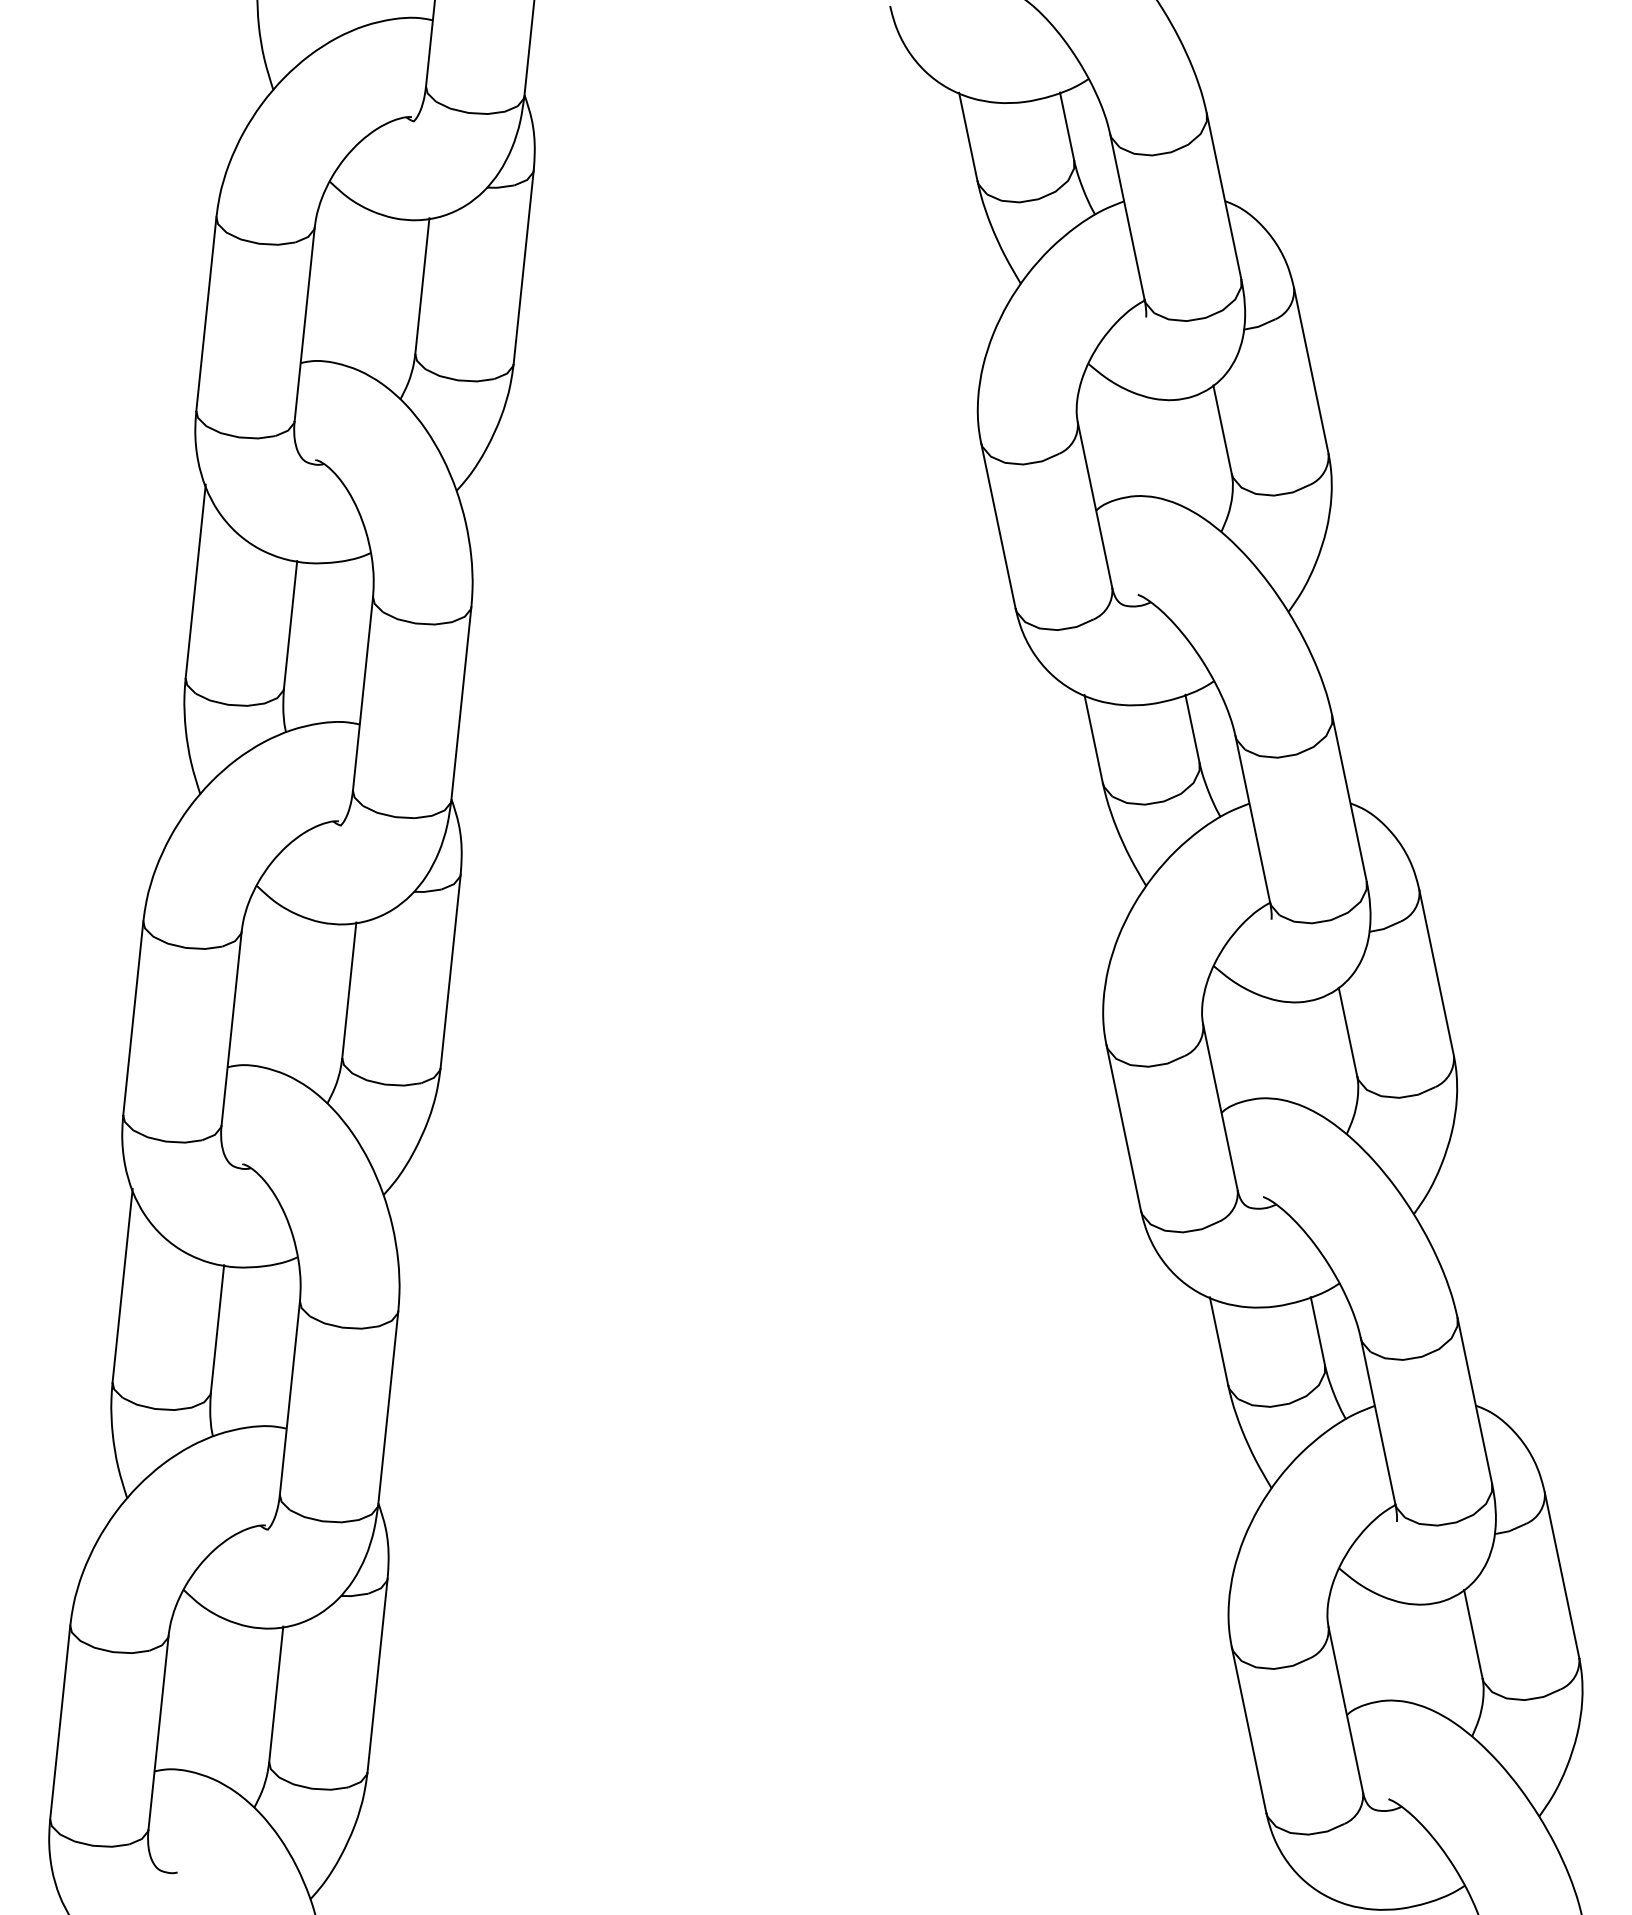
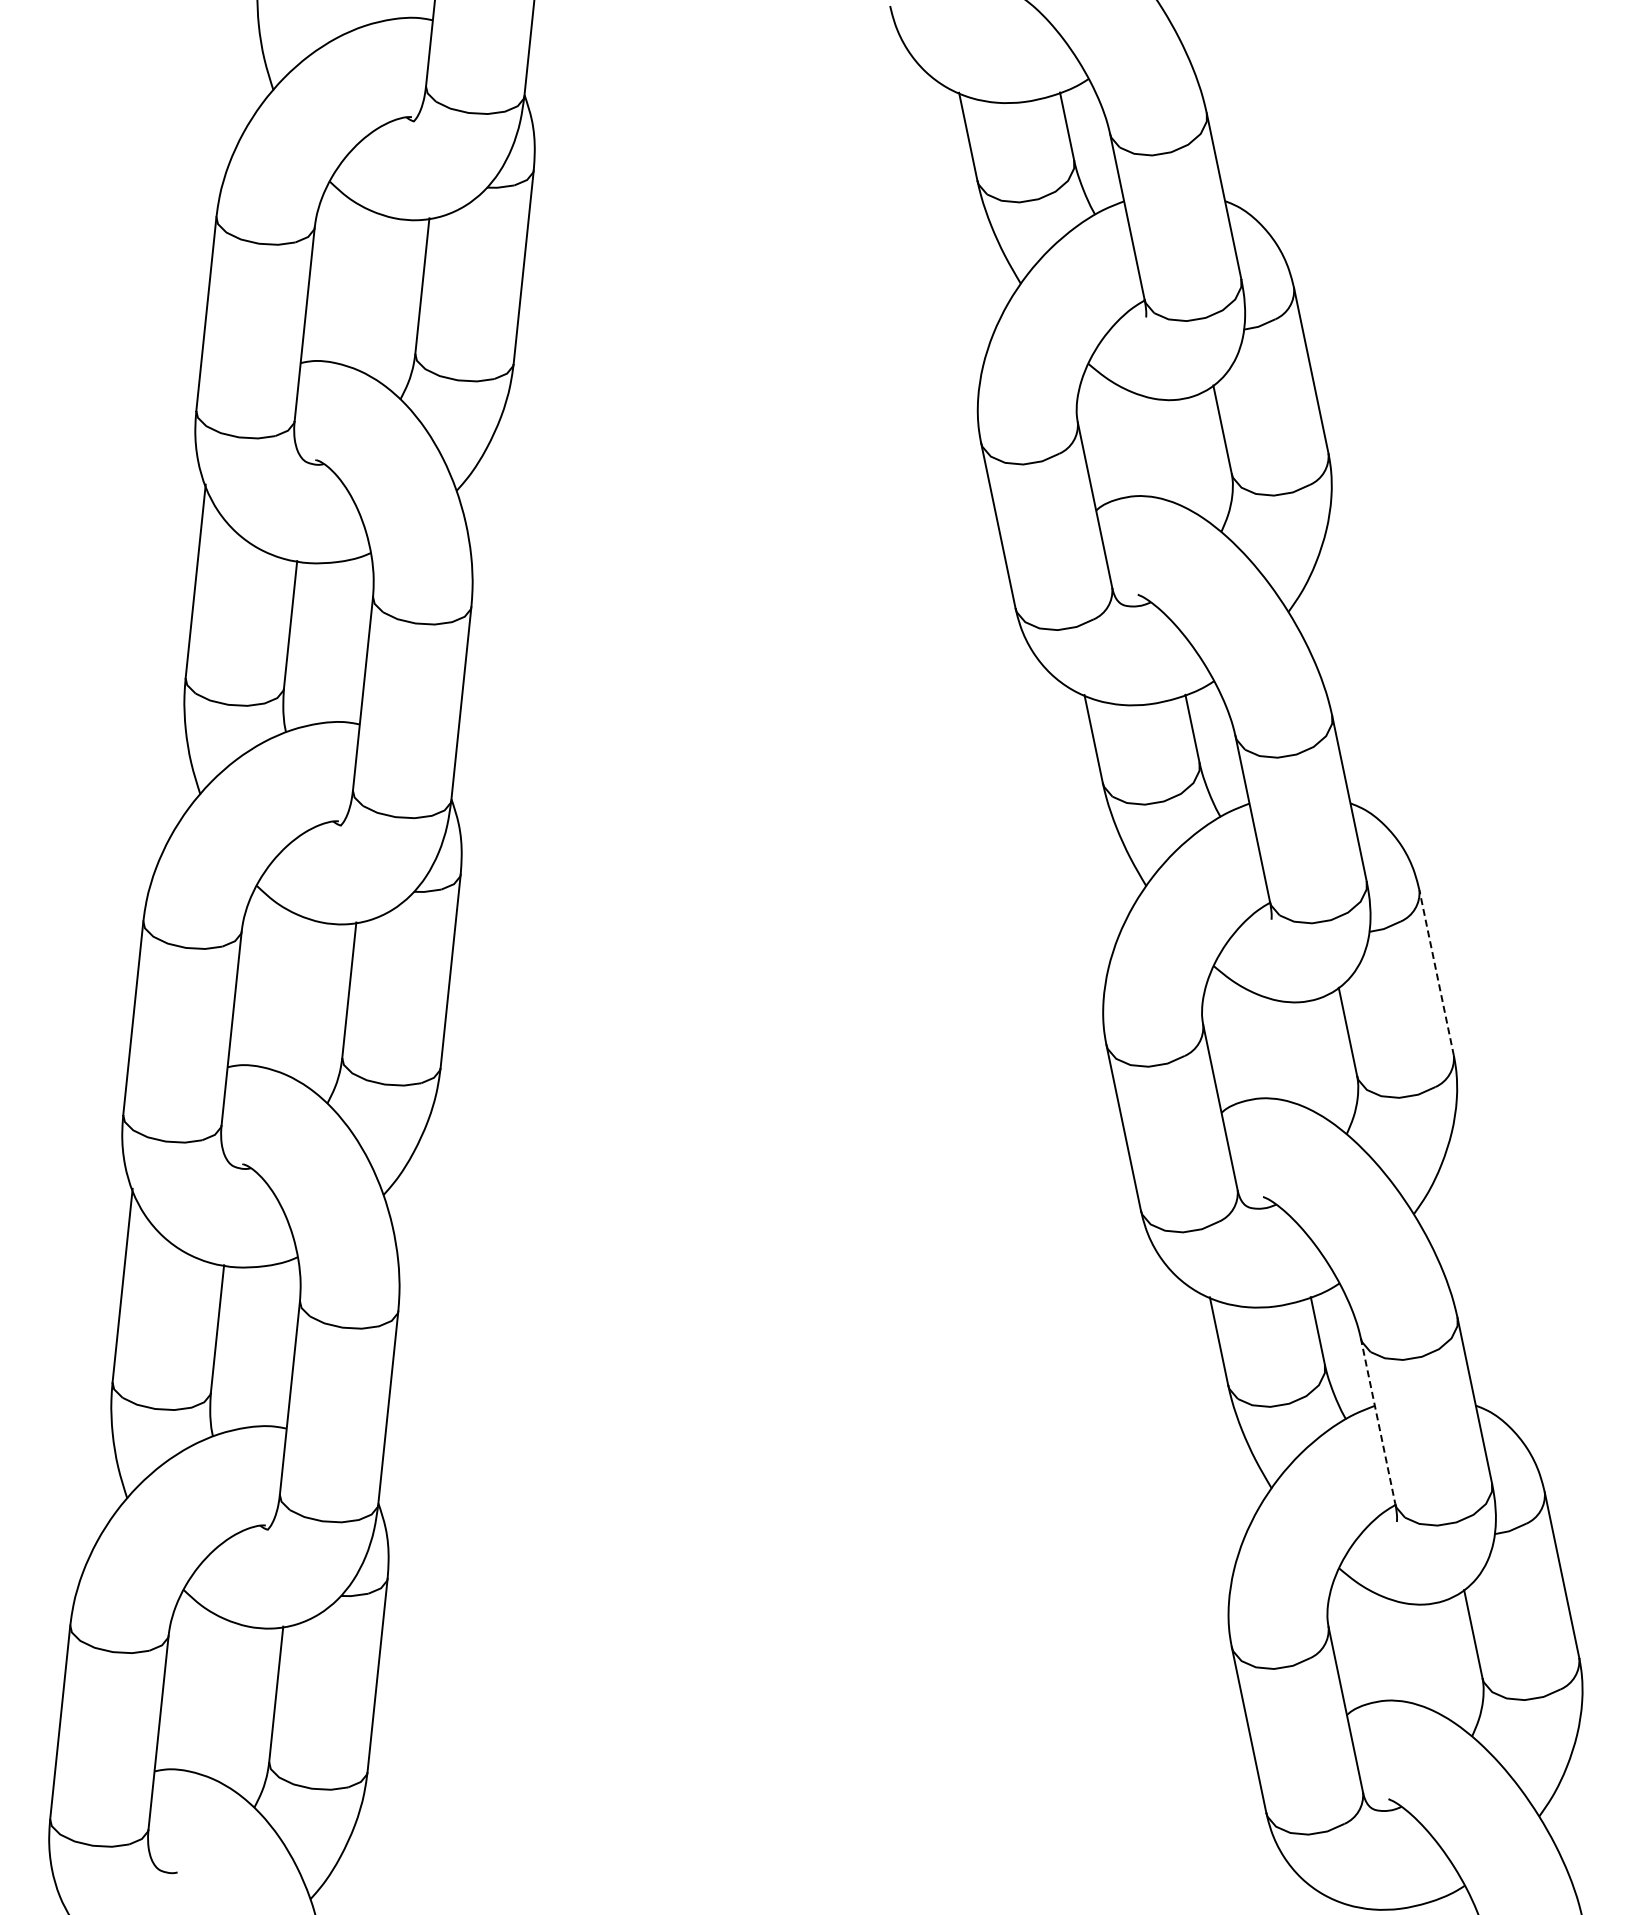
line: solid -> dashed (1436, 973)
line: solid -> dashed (1378, 1420)
